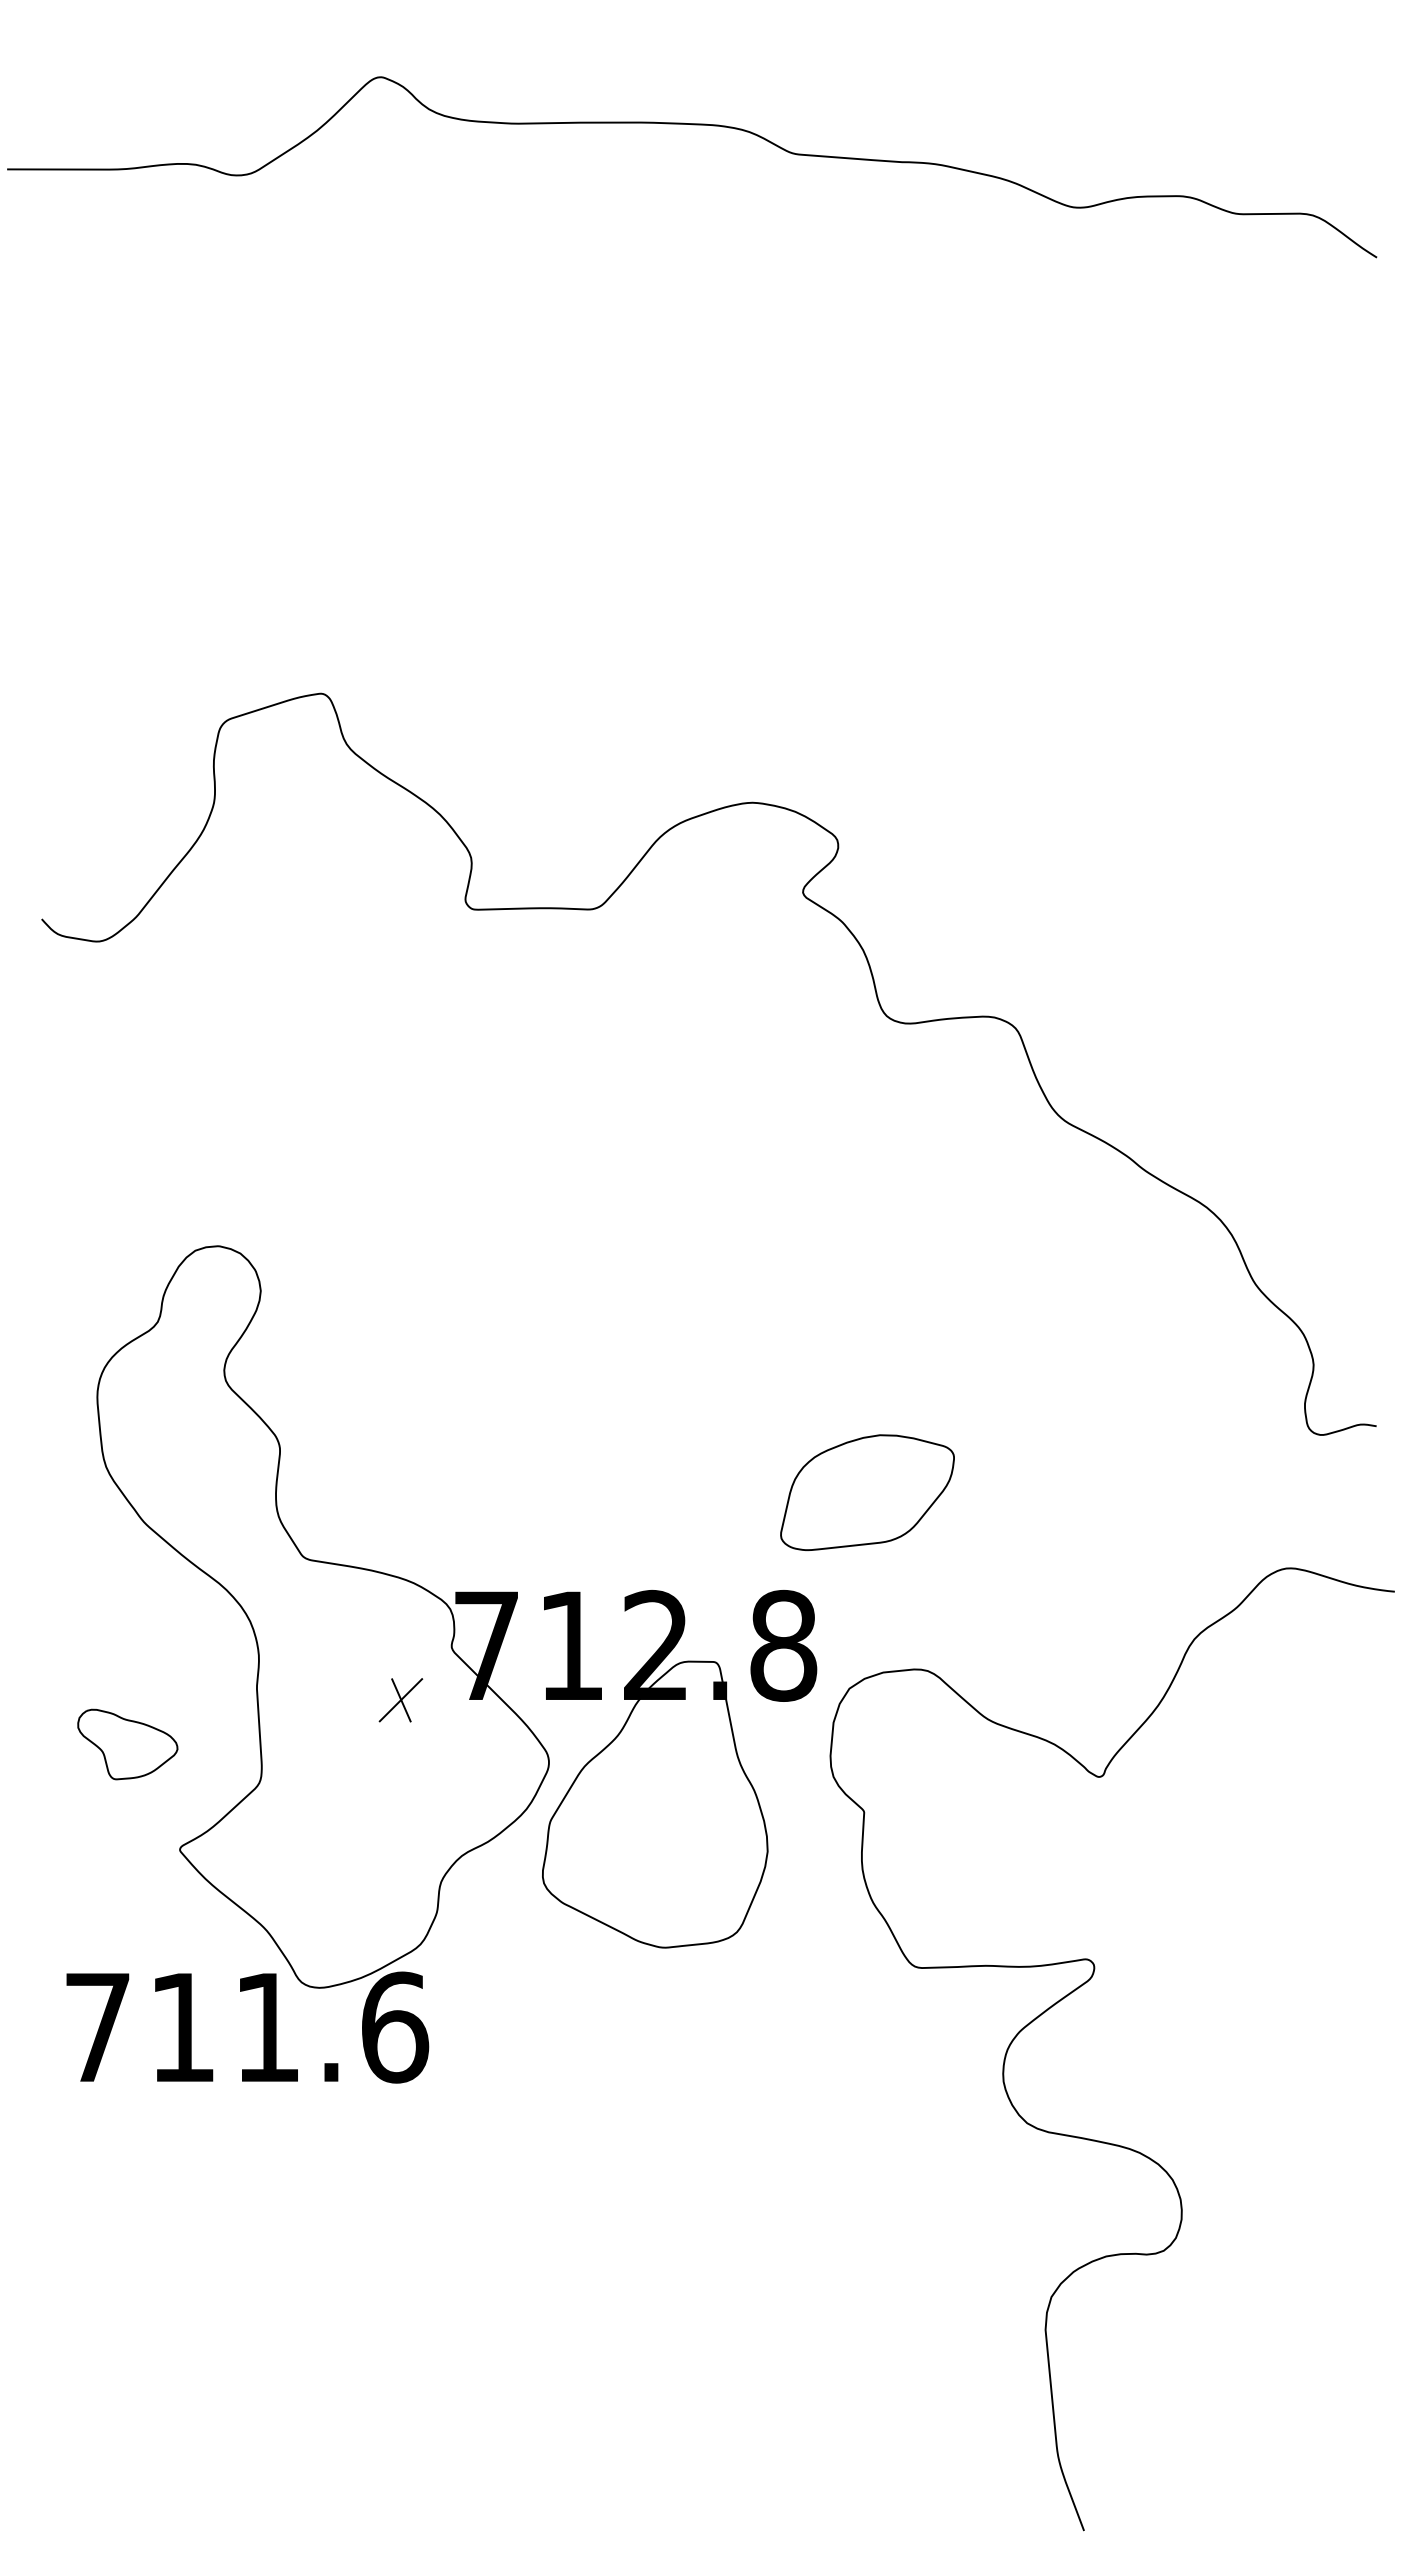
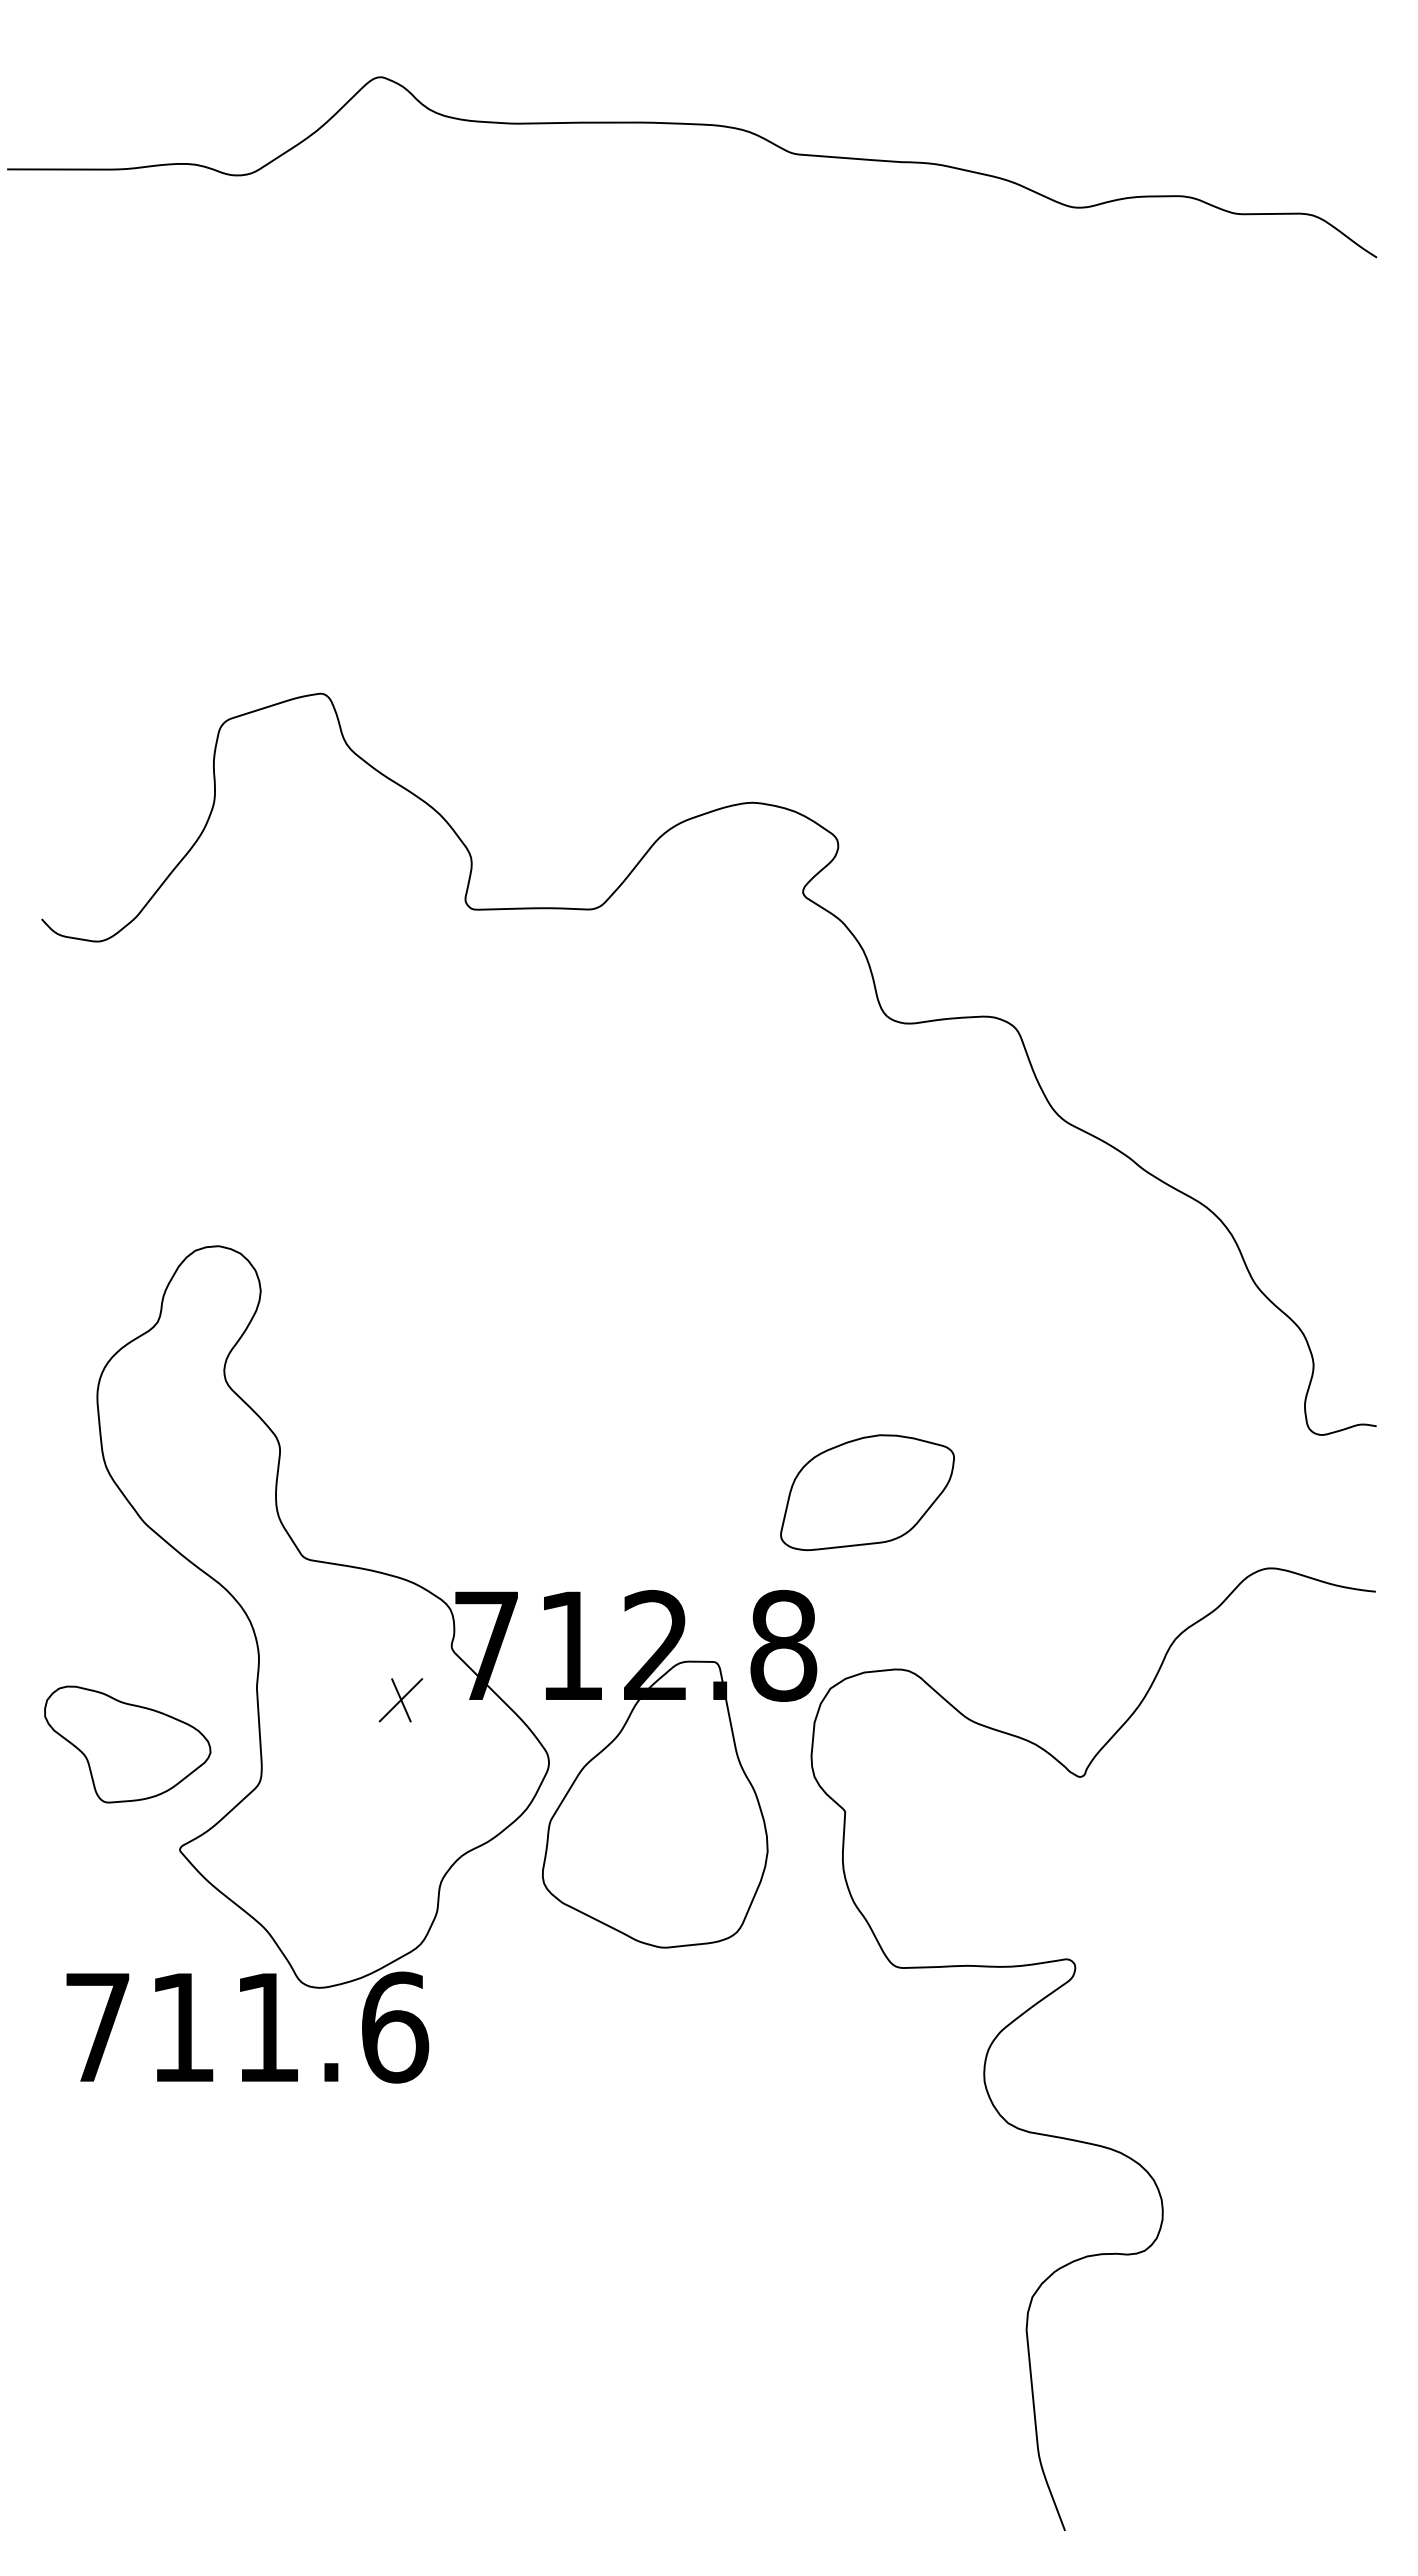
part size: 102x73 px -> 168x119 px (127, 1744)
curve position: (1069, 1995) -> (1050, 1995) (1050, 1995)
